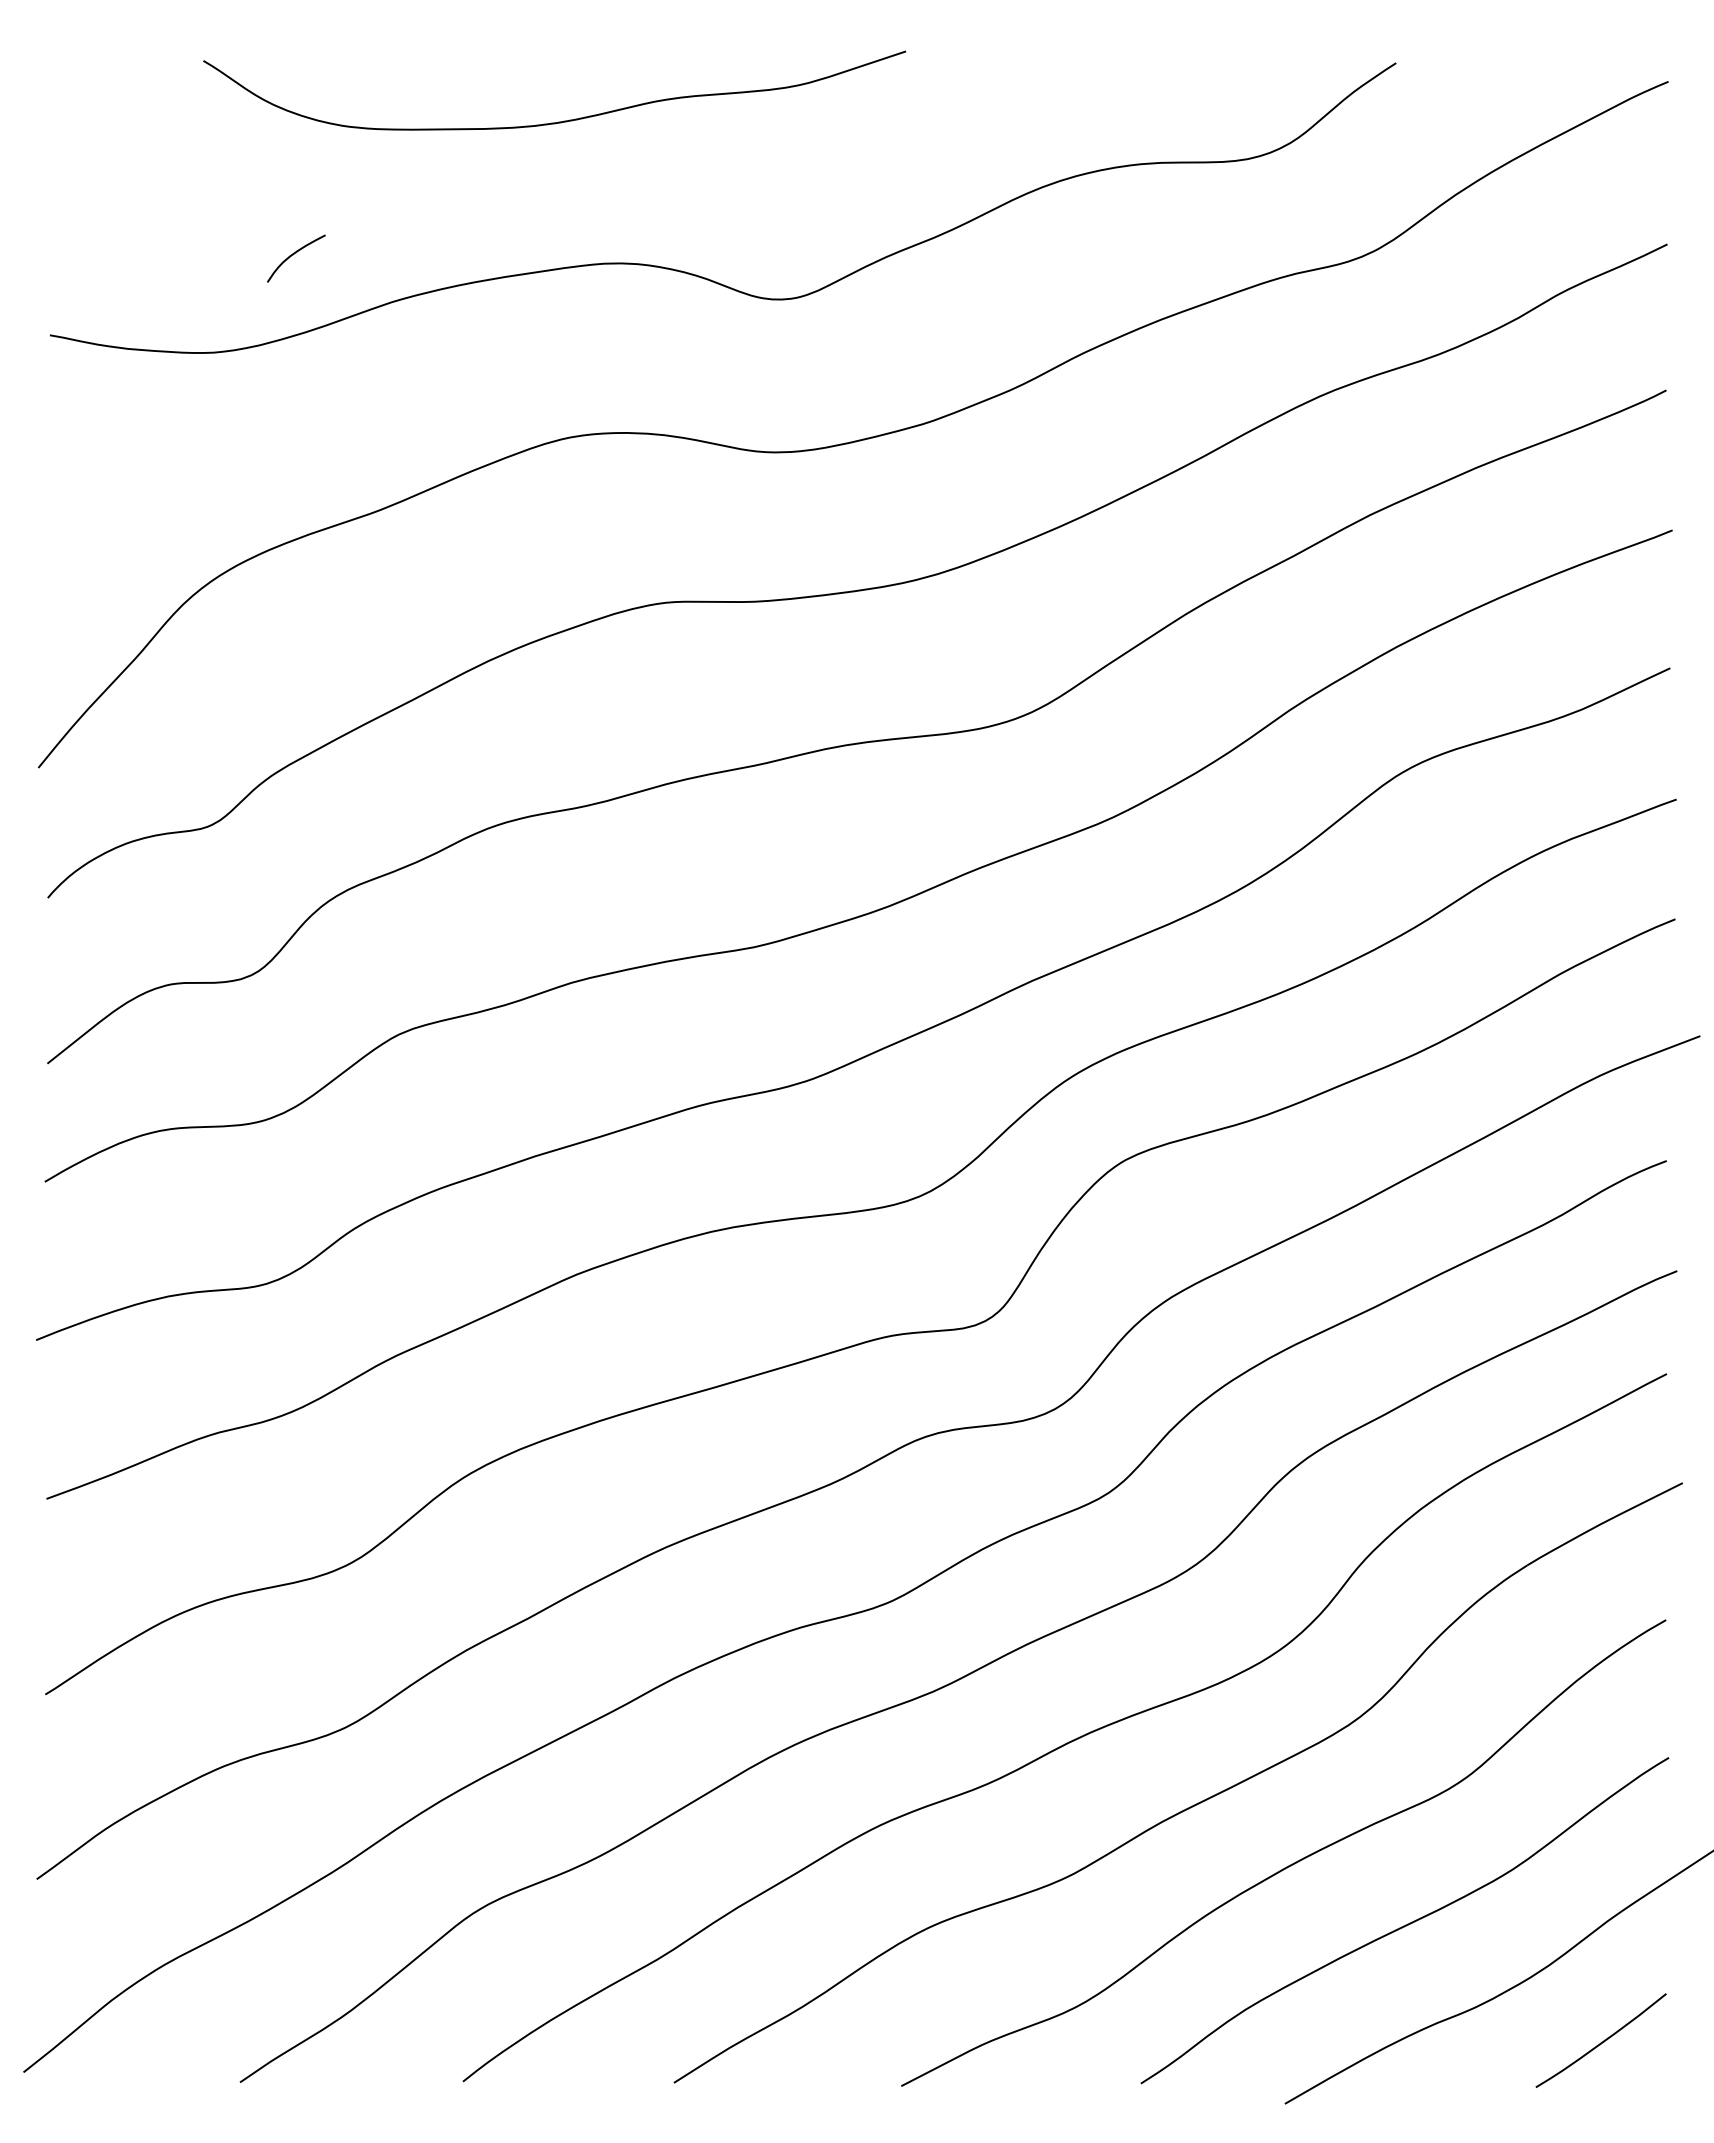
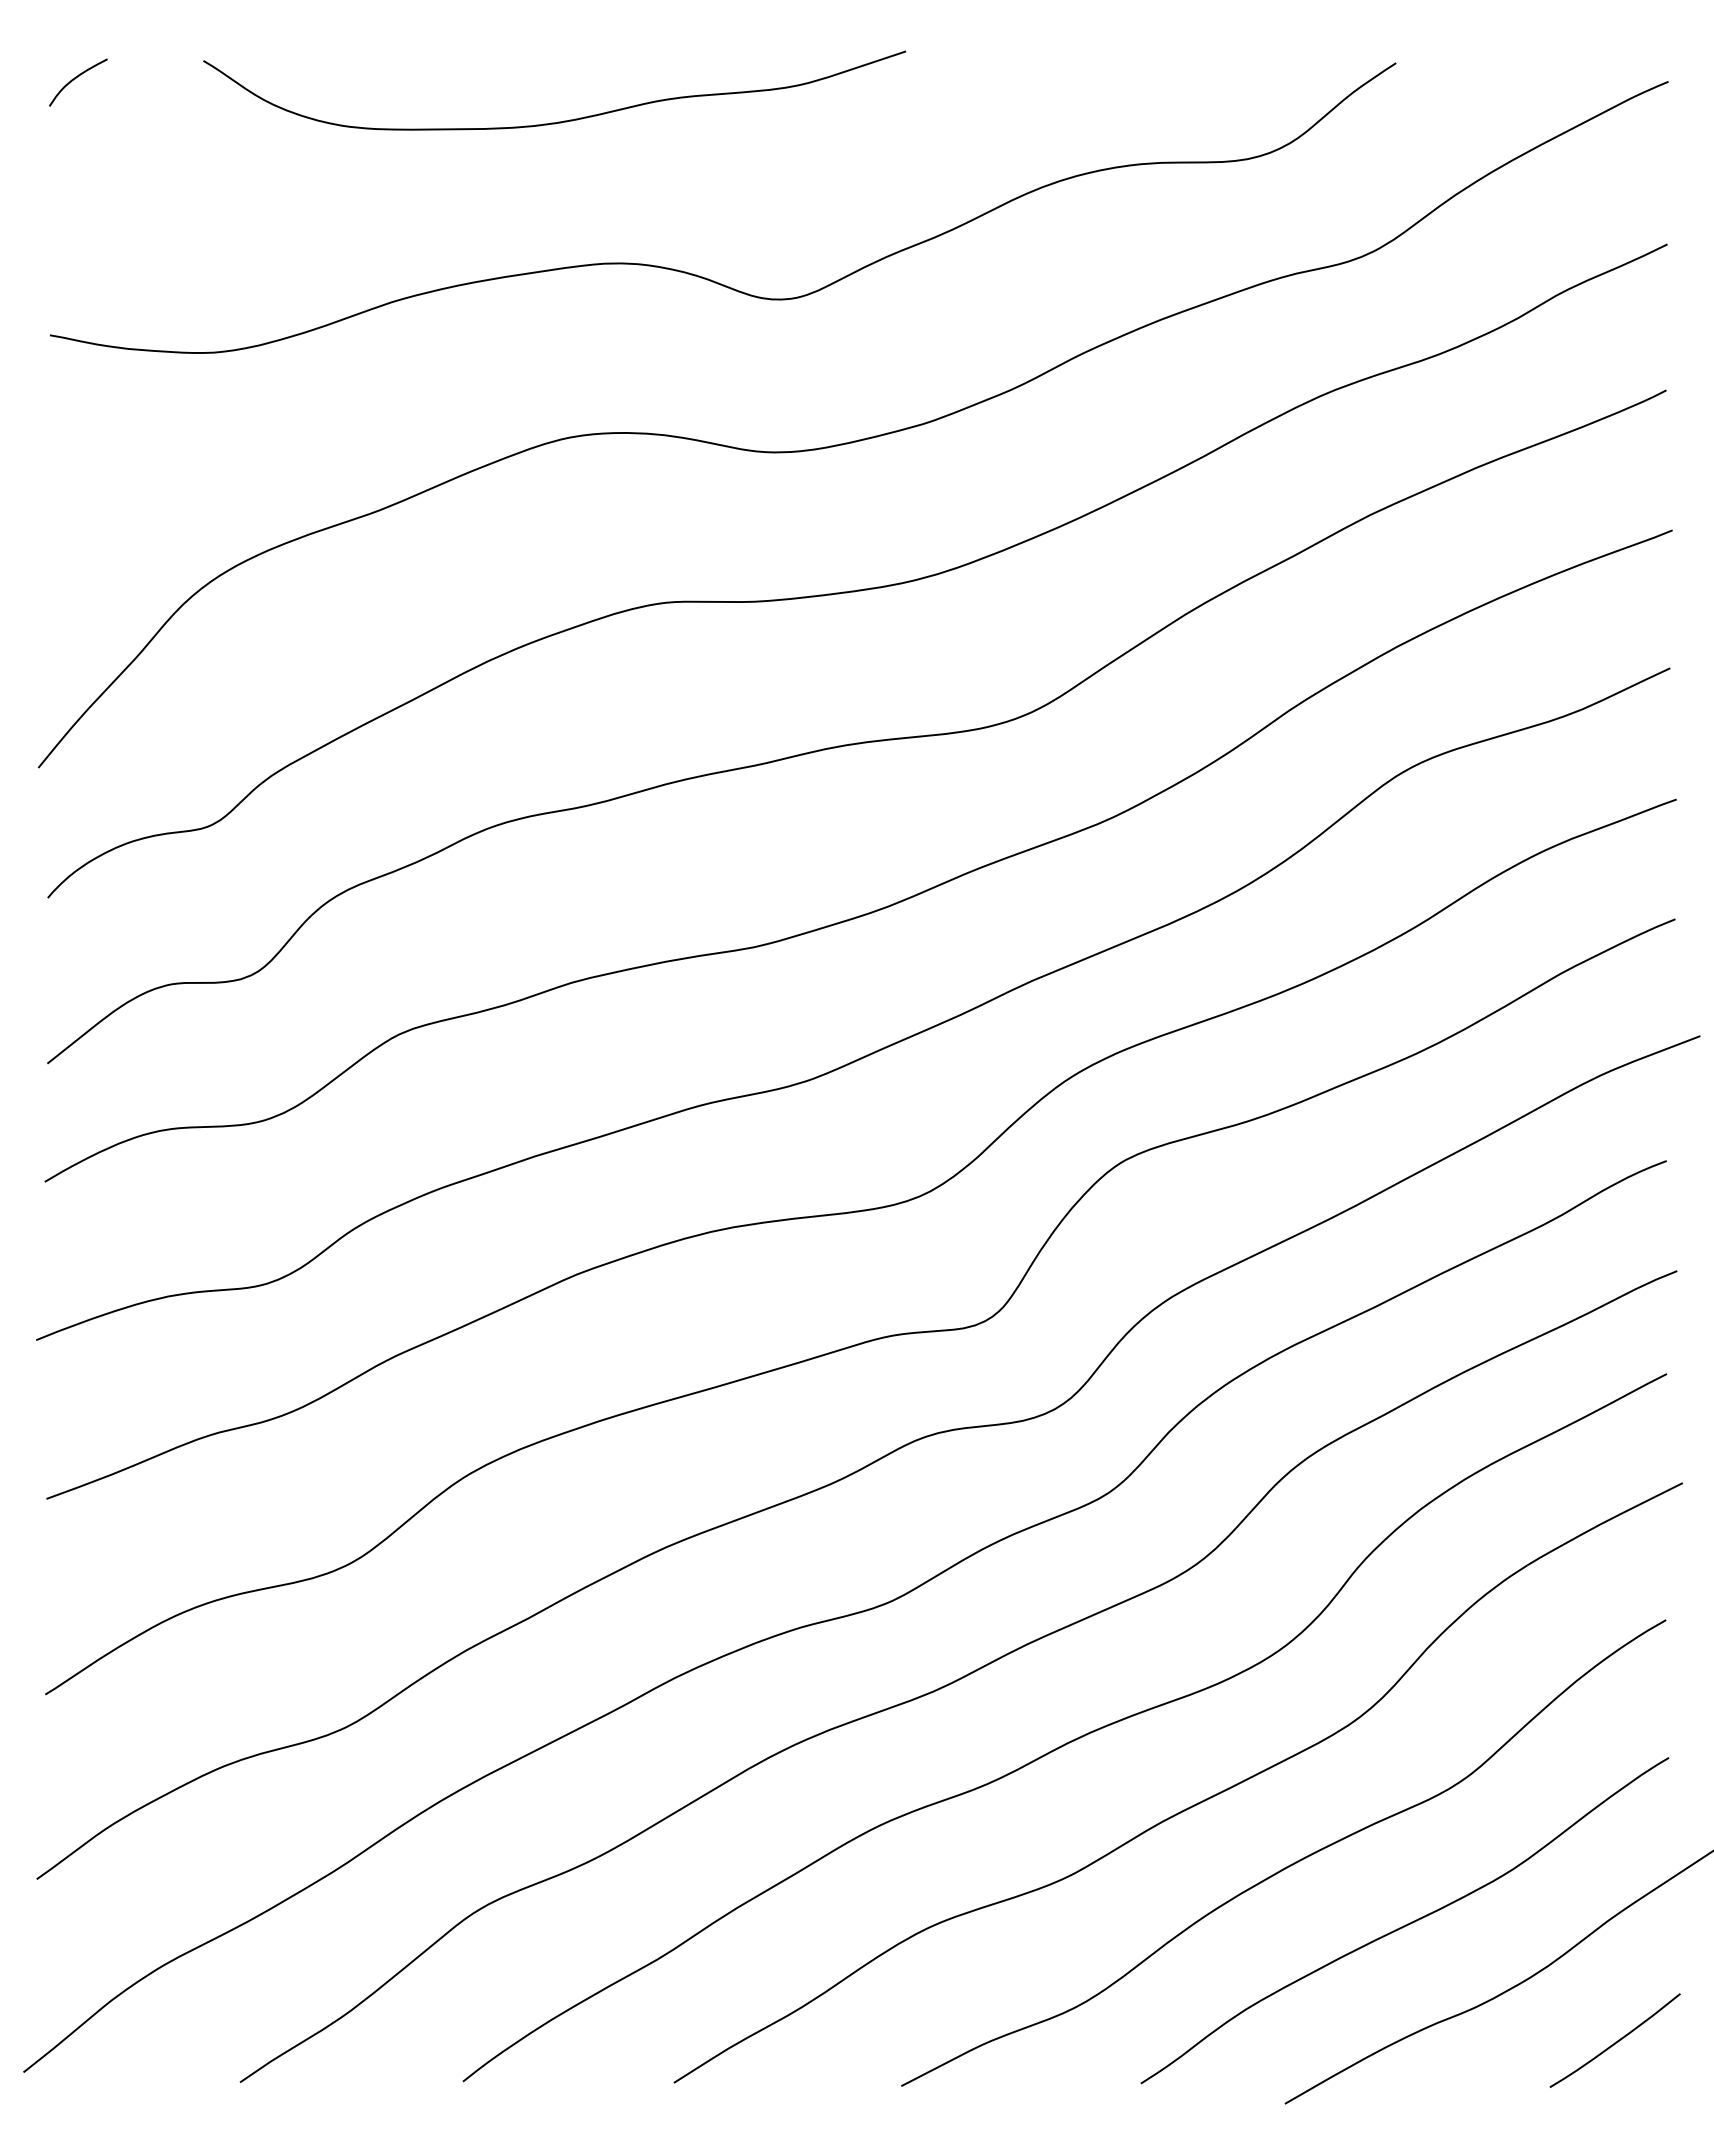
curve position: (293, 255) -> (75, 79) (75, 79)
curve position: (1600, 2042) -> (1614, 2042) (1614, 2042)
